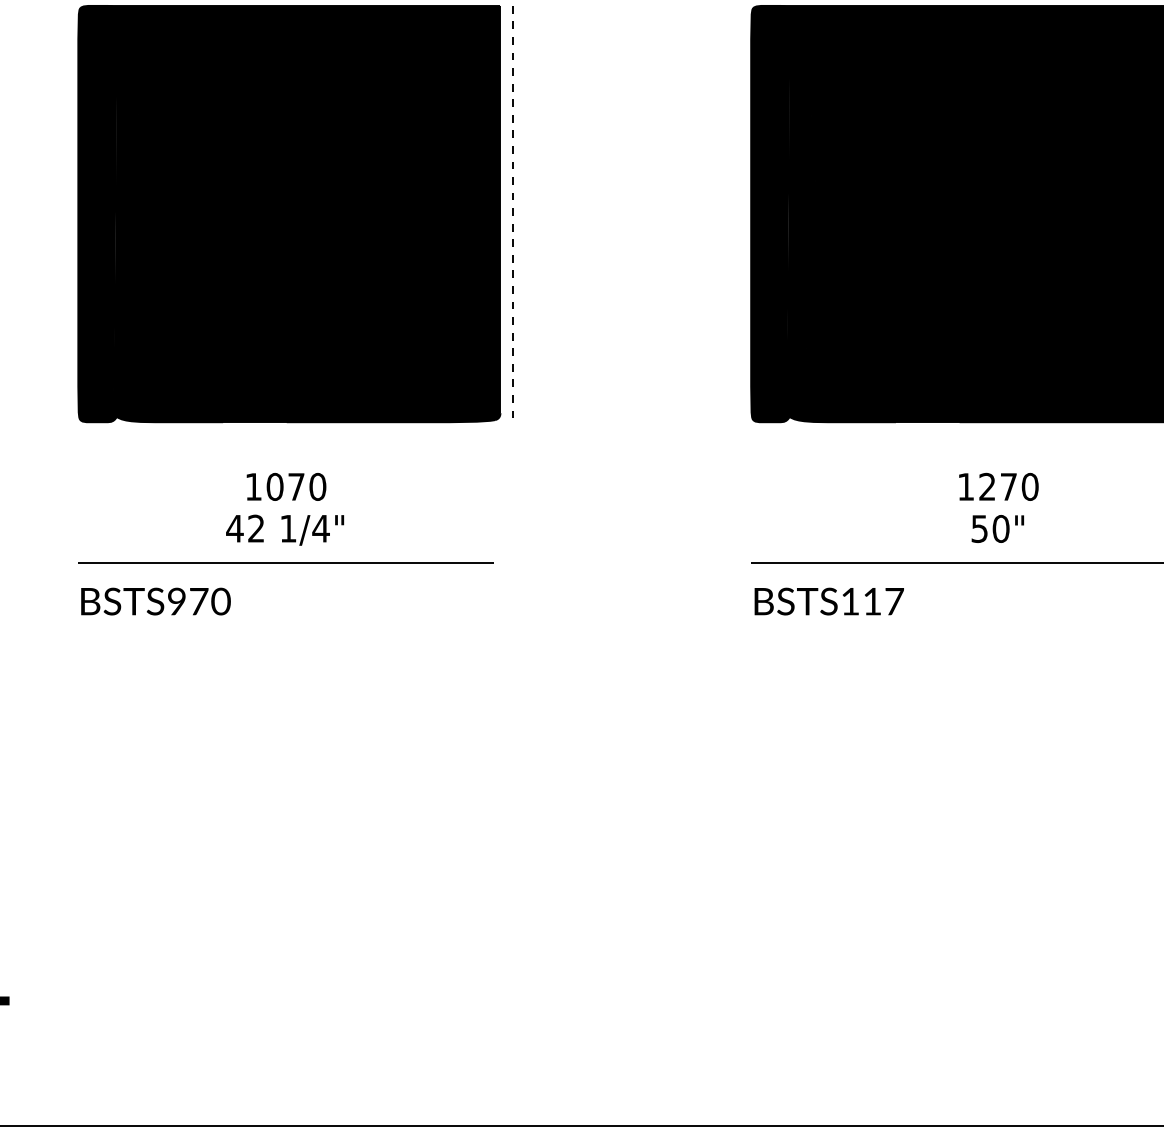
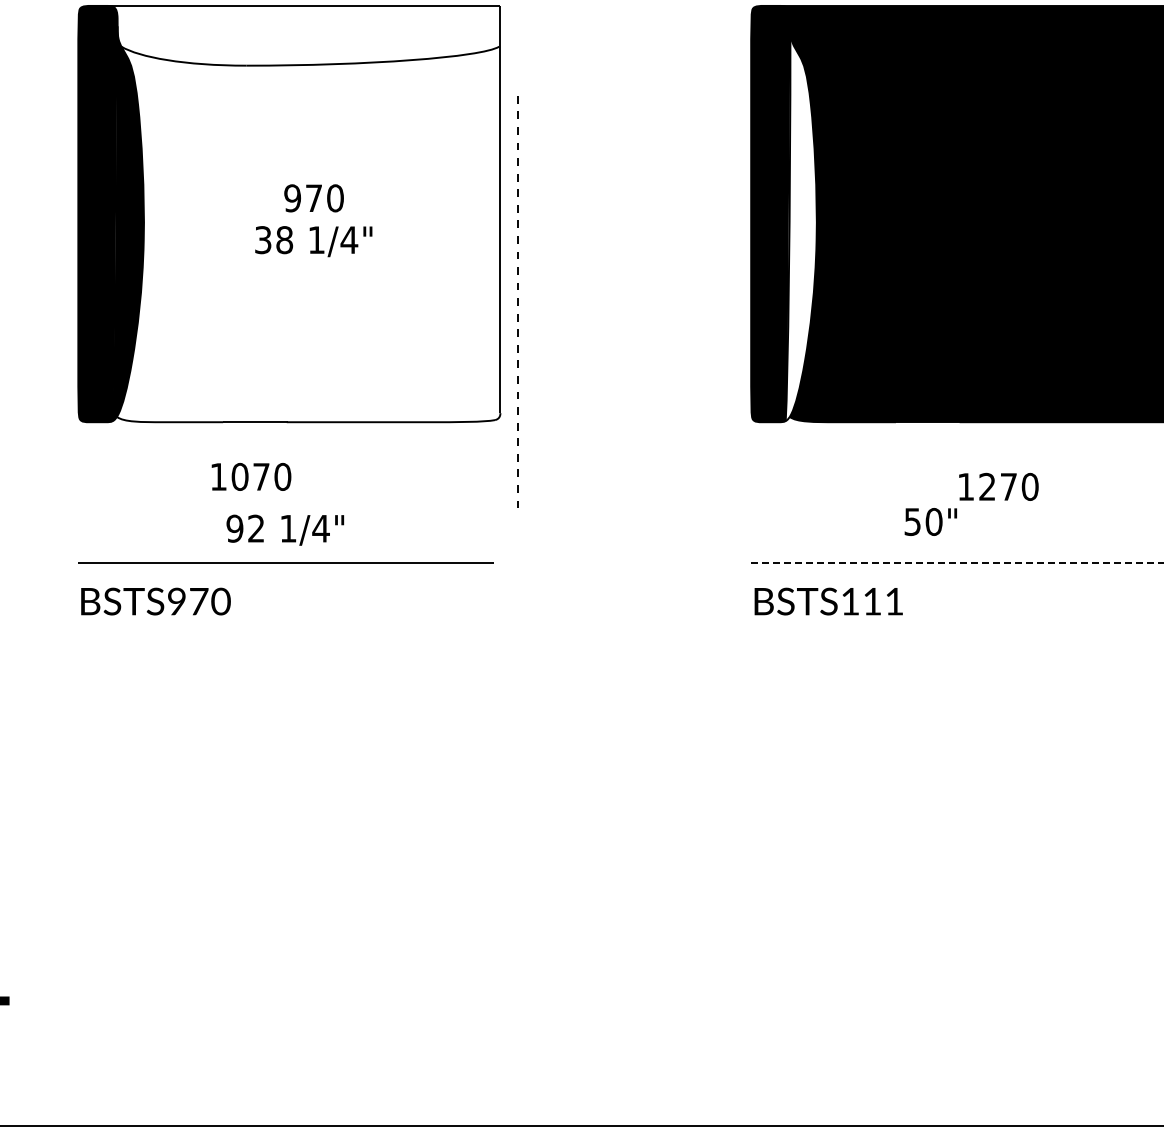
line position: (512, 211) -> (517, 301) (517, 301)
fill: present -> none (302, 213)
fill: present -> none (800, 223)
text position: (286, 486) -> (251, 476) (251, 476)
text: 42 -> 92 (234, 528)
text position: (997, 528) -> (930, 521) (930, 521)
line: solid -> dashed (957, 563)
text: BSTS117 -> BSTS111 (894, 601)
